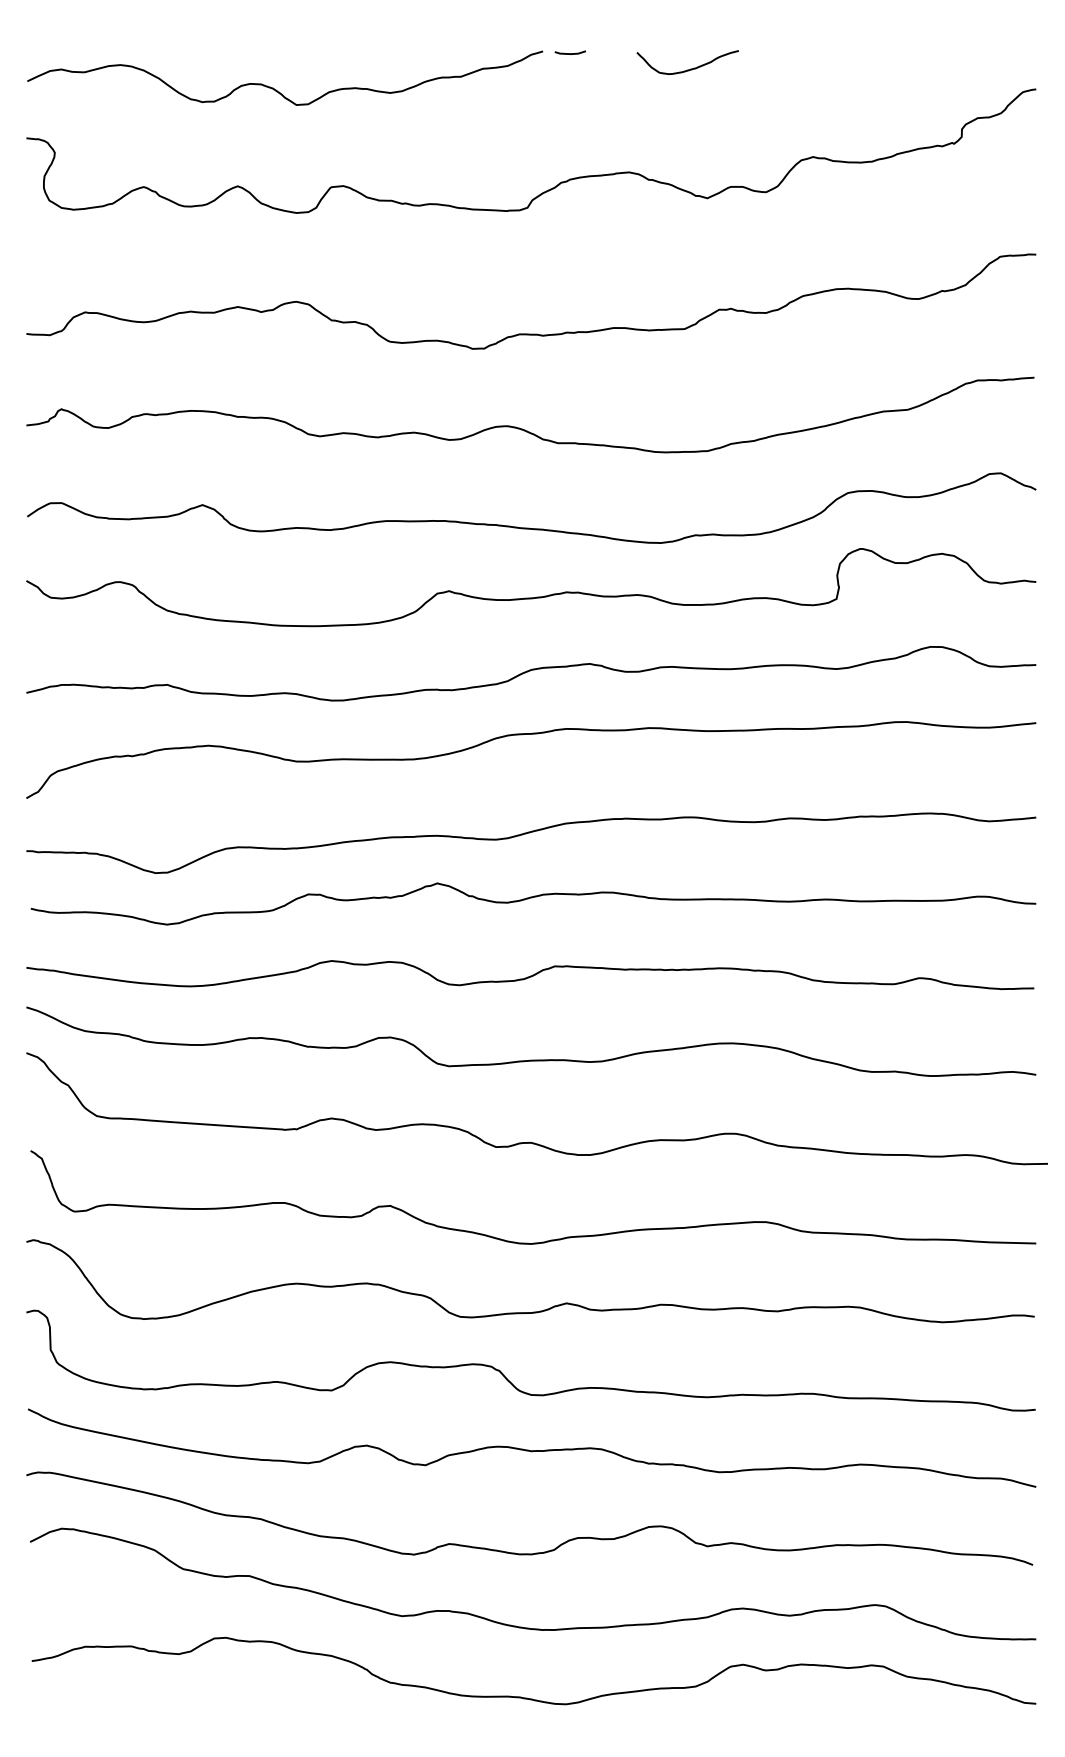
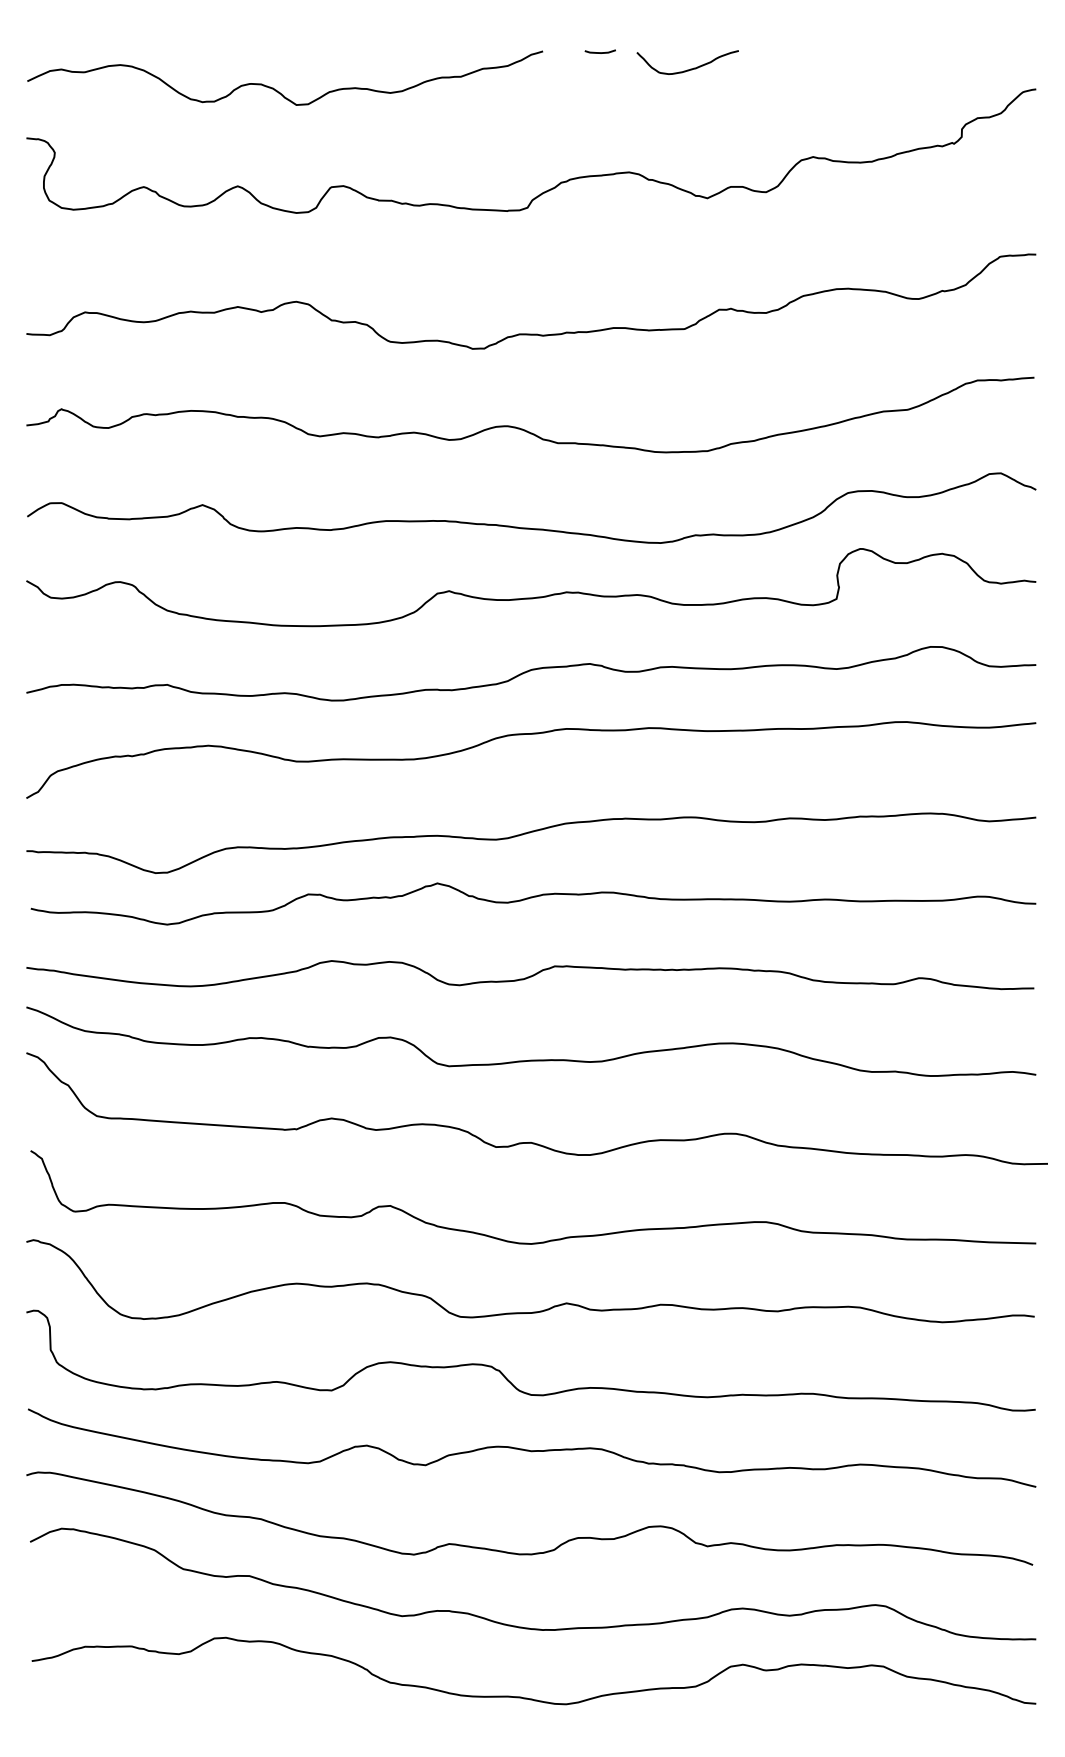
curve position: (569, 53) -> (599, 52) (599, 52)
